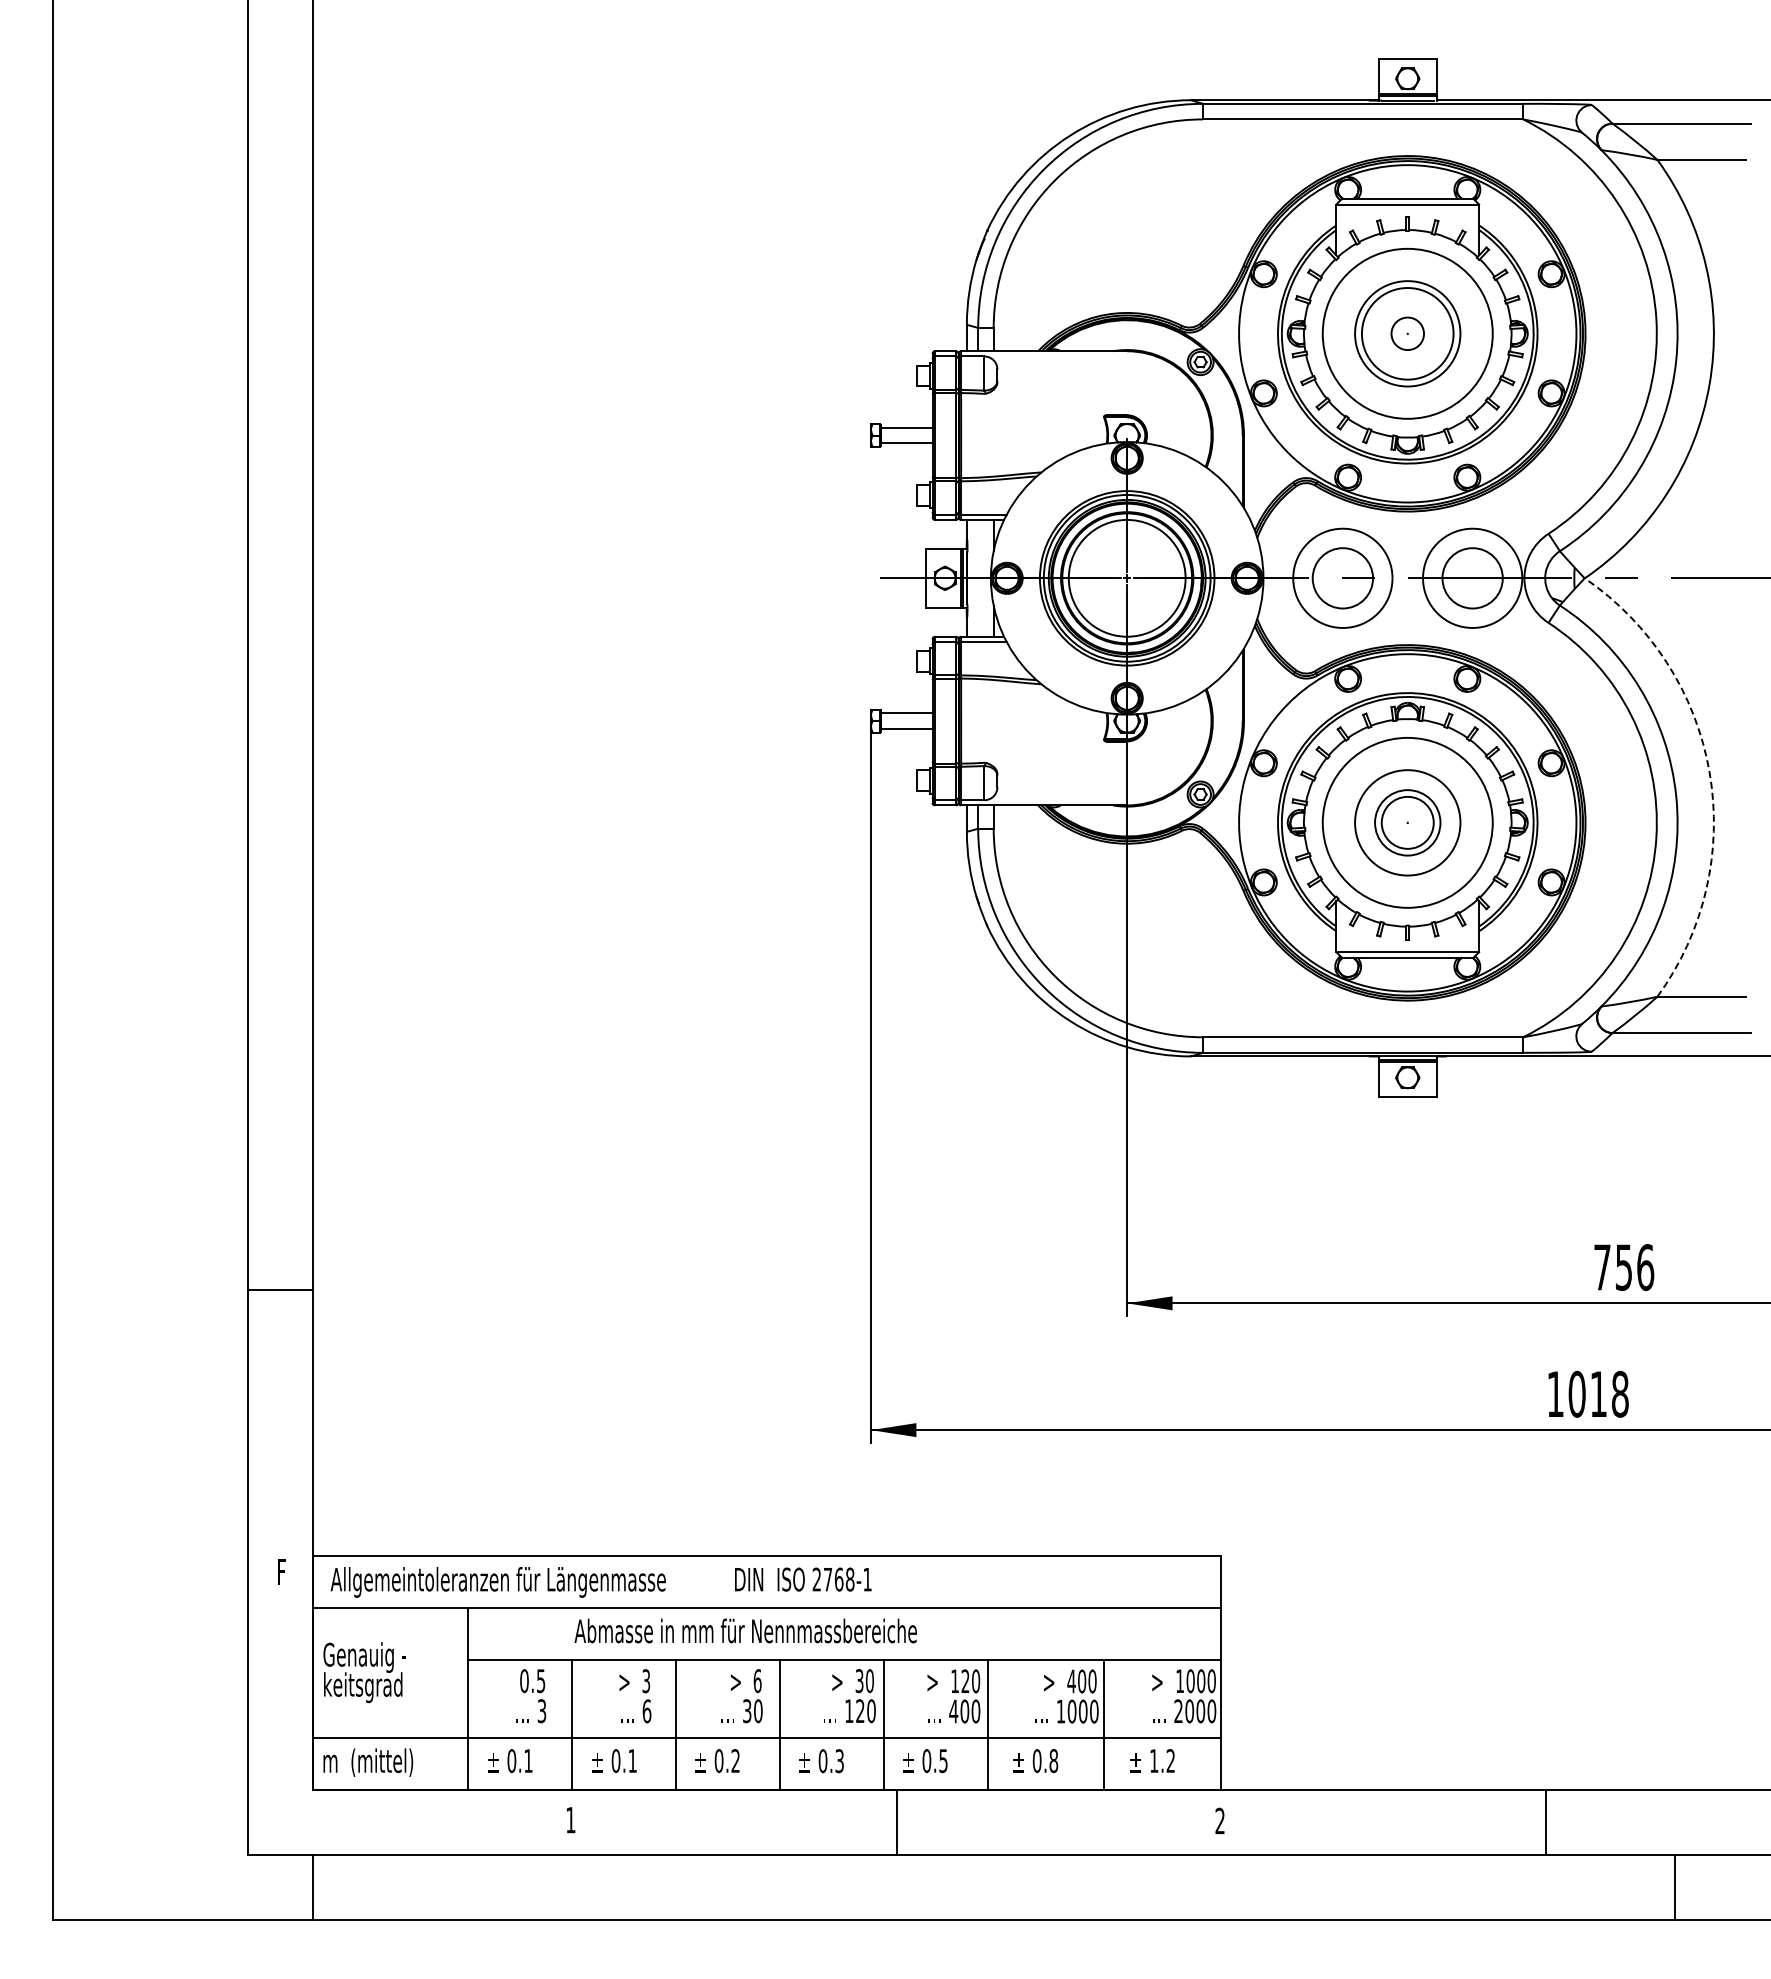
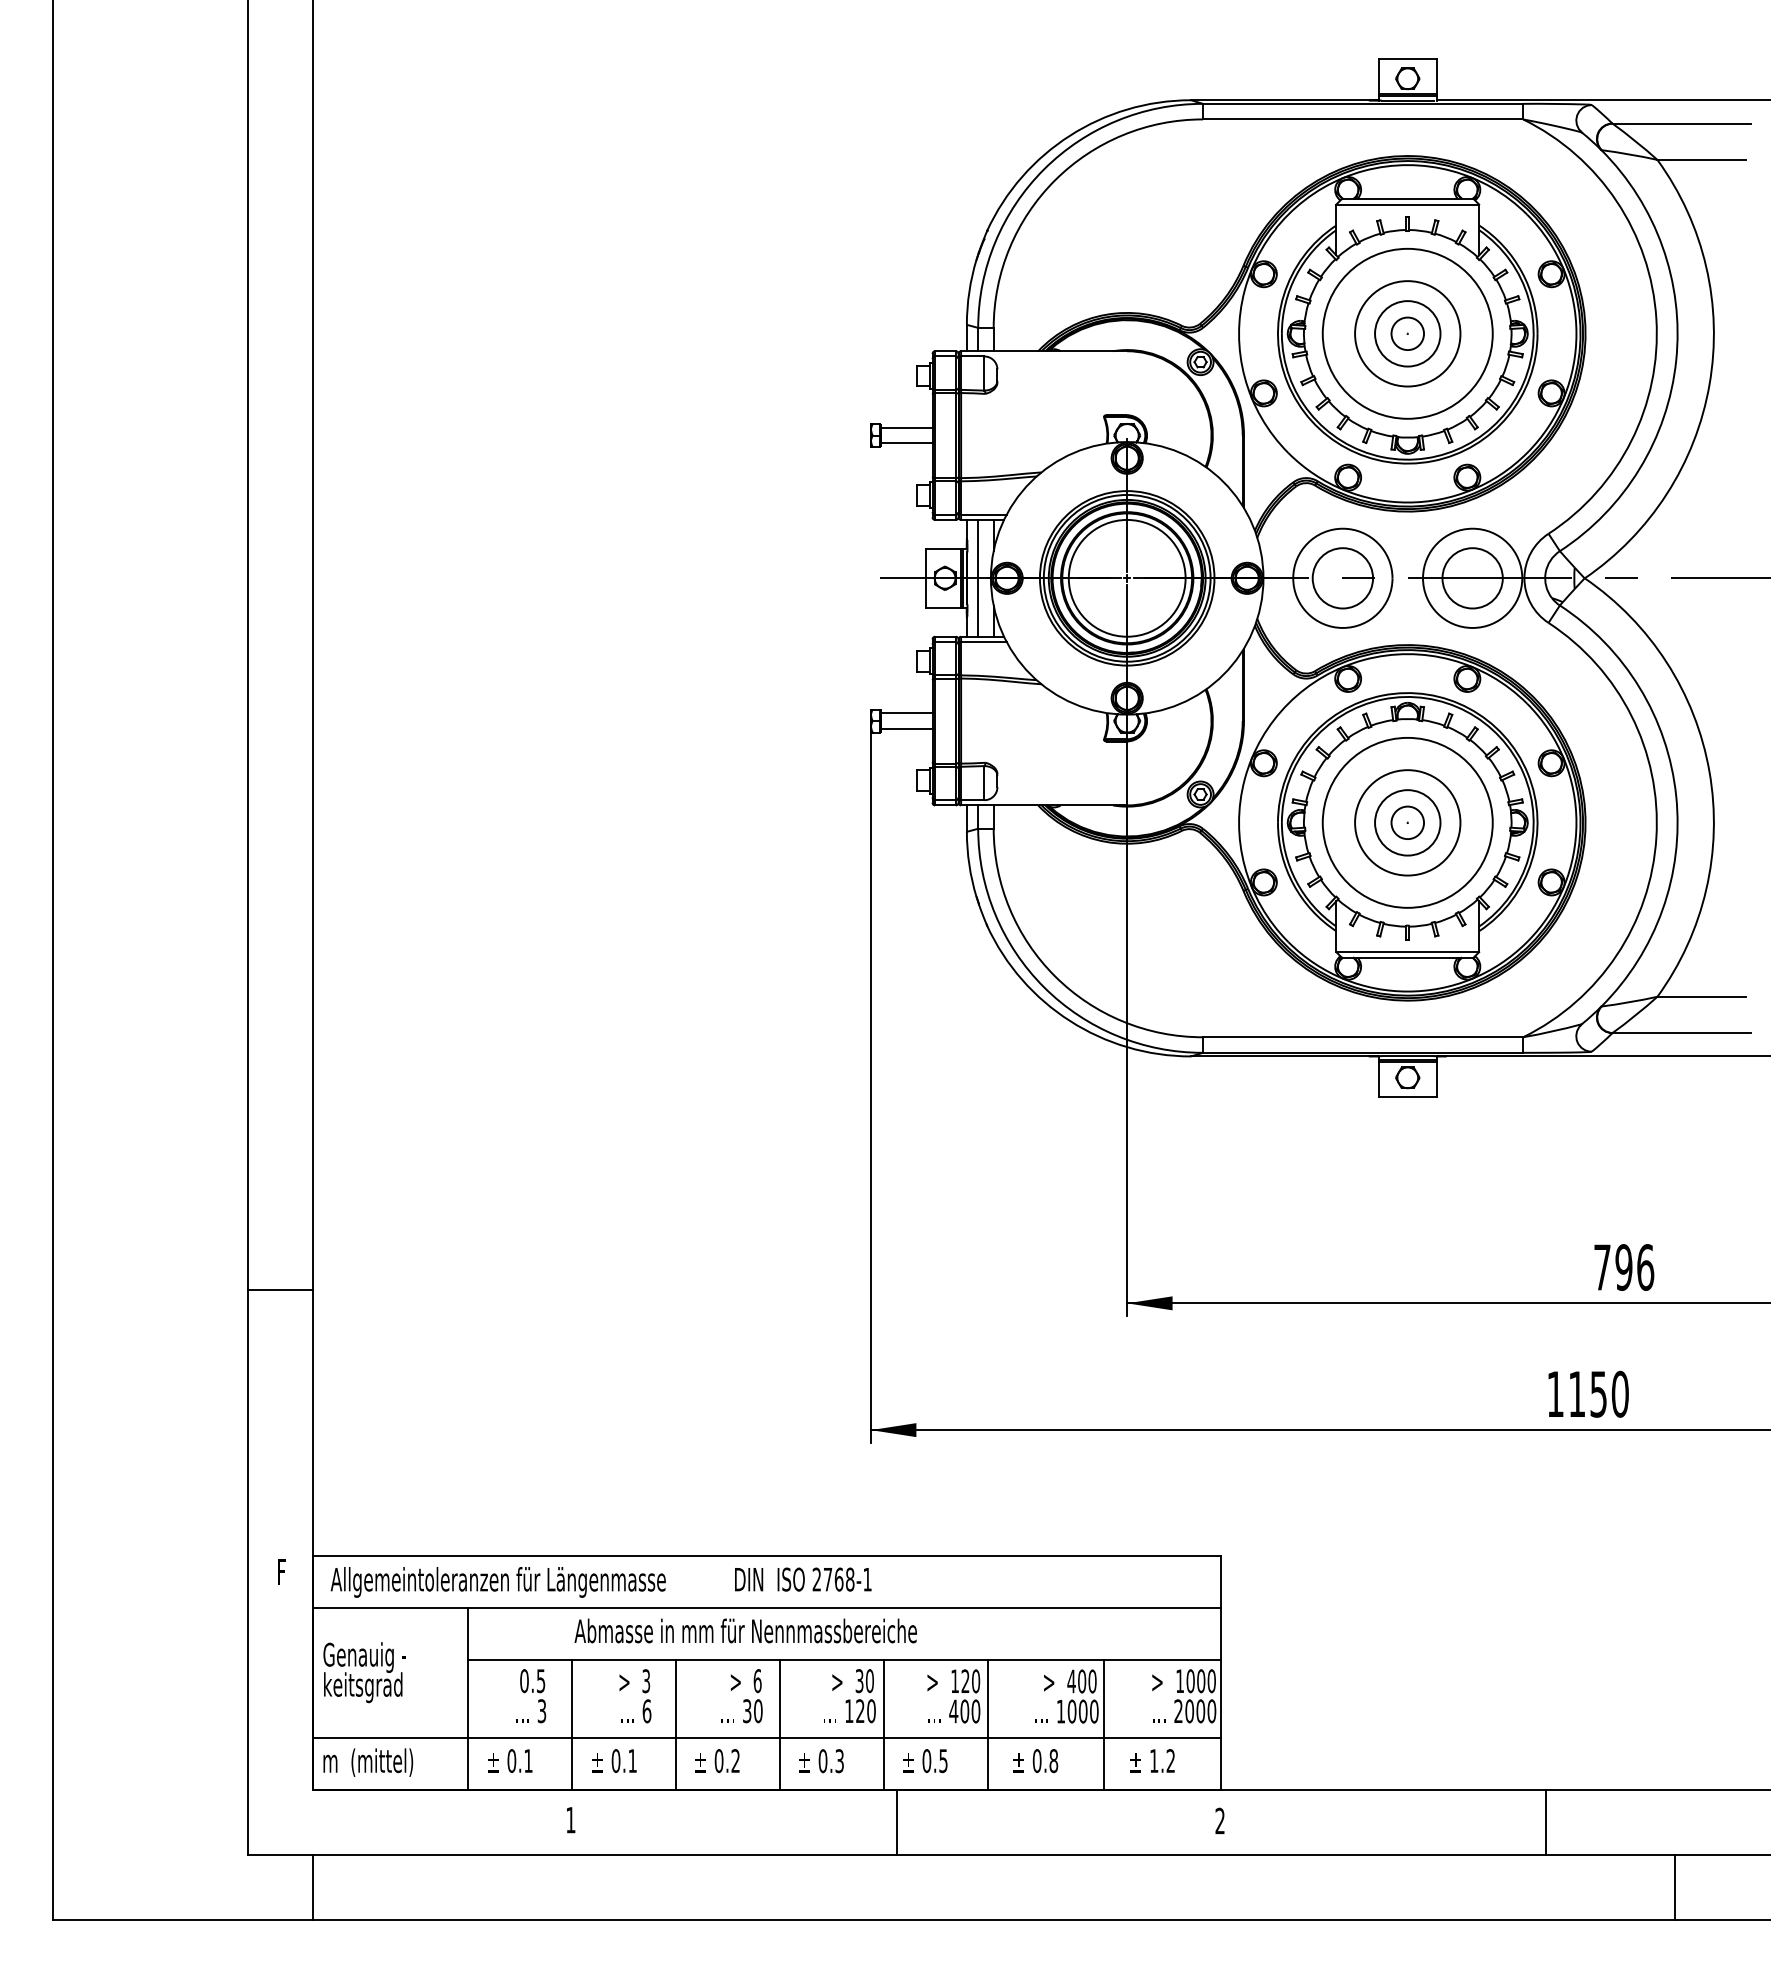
circle diameter: 92 px -> 65 px (1407, 333)
line: none -> present (978, 577)
arc: dashed -> solid (1709, 772)
circle diameter: 52 px -> 33 px (1407, 822)
text: 756 -> 796 (1623, 1267)
text: 1018 -> 1150 (1598, 1393)
